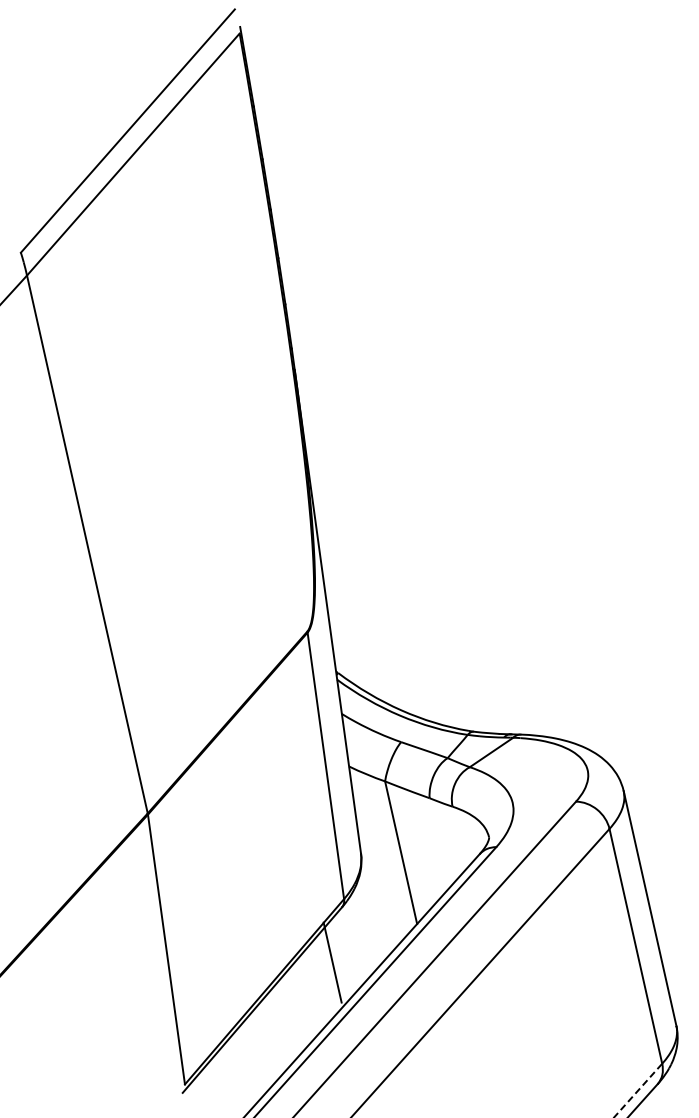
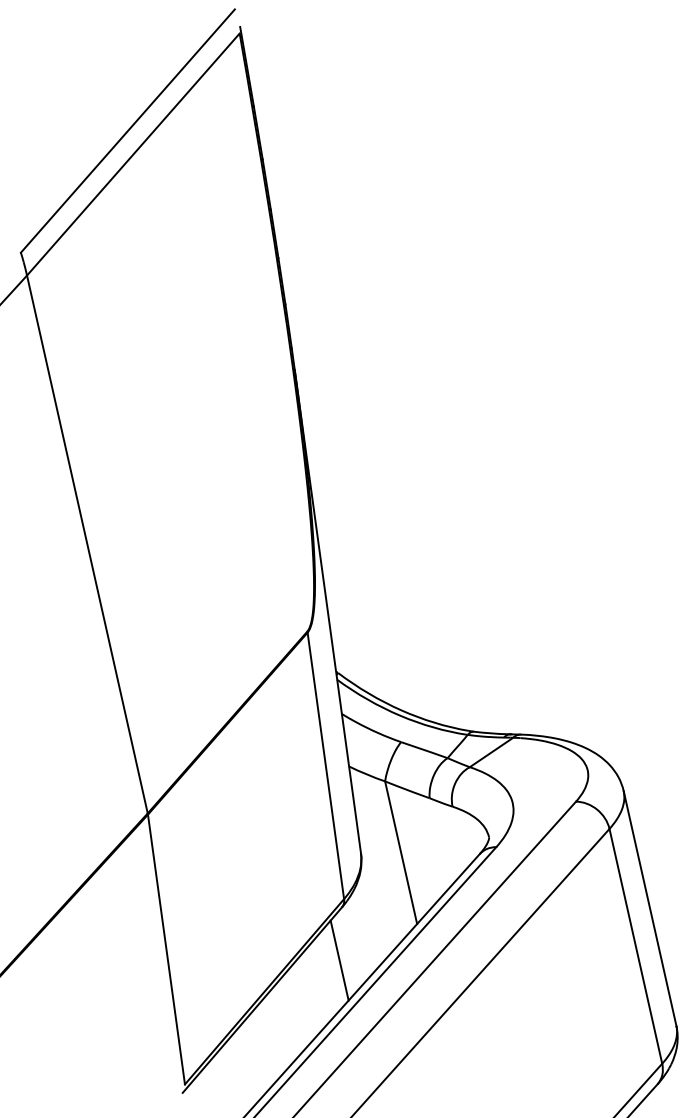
line position: (332, 962) -> (339, 960) (339, 960)
line: dashed -> solid (638, 1090)
